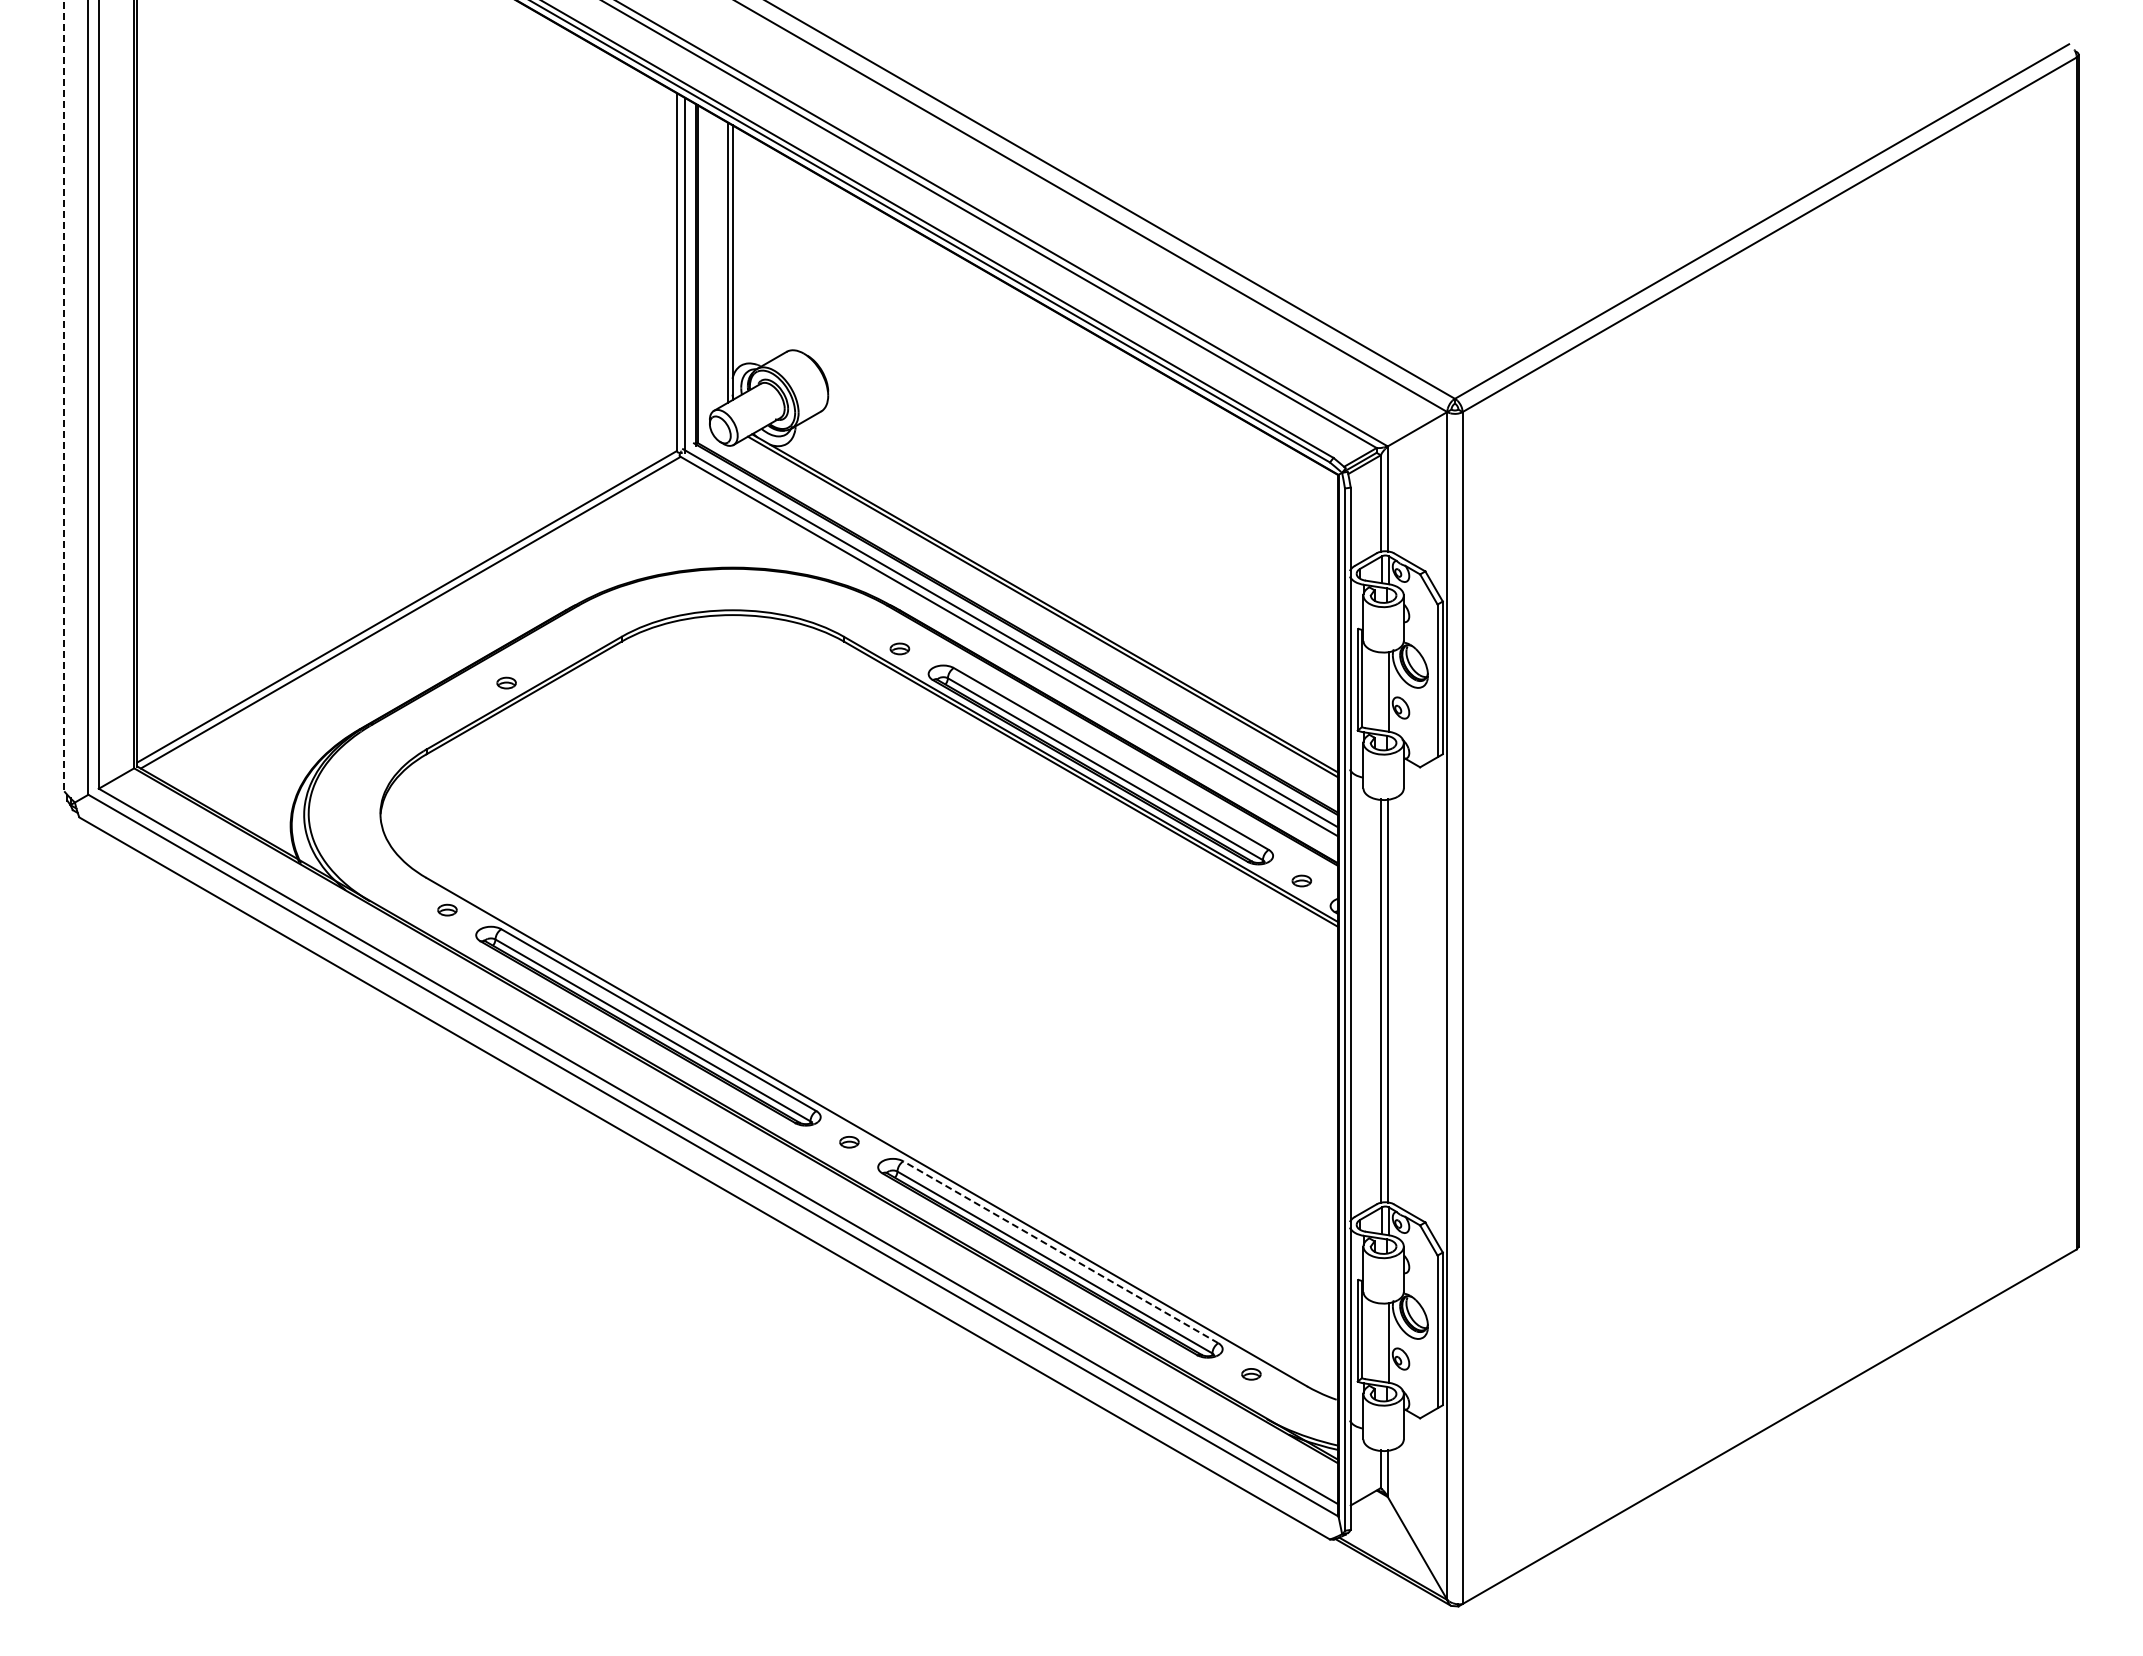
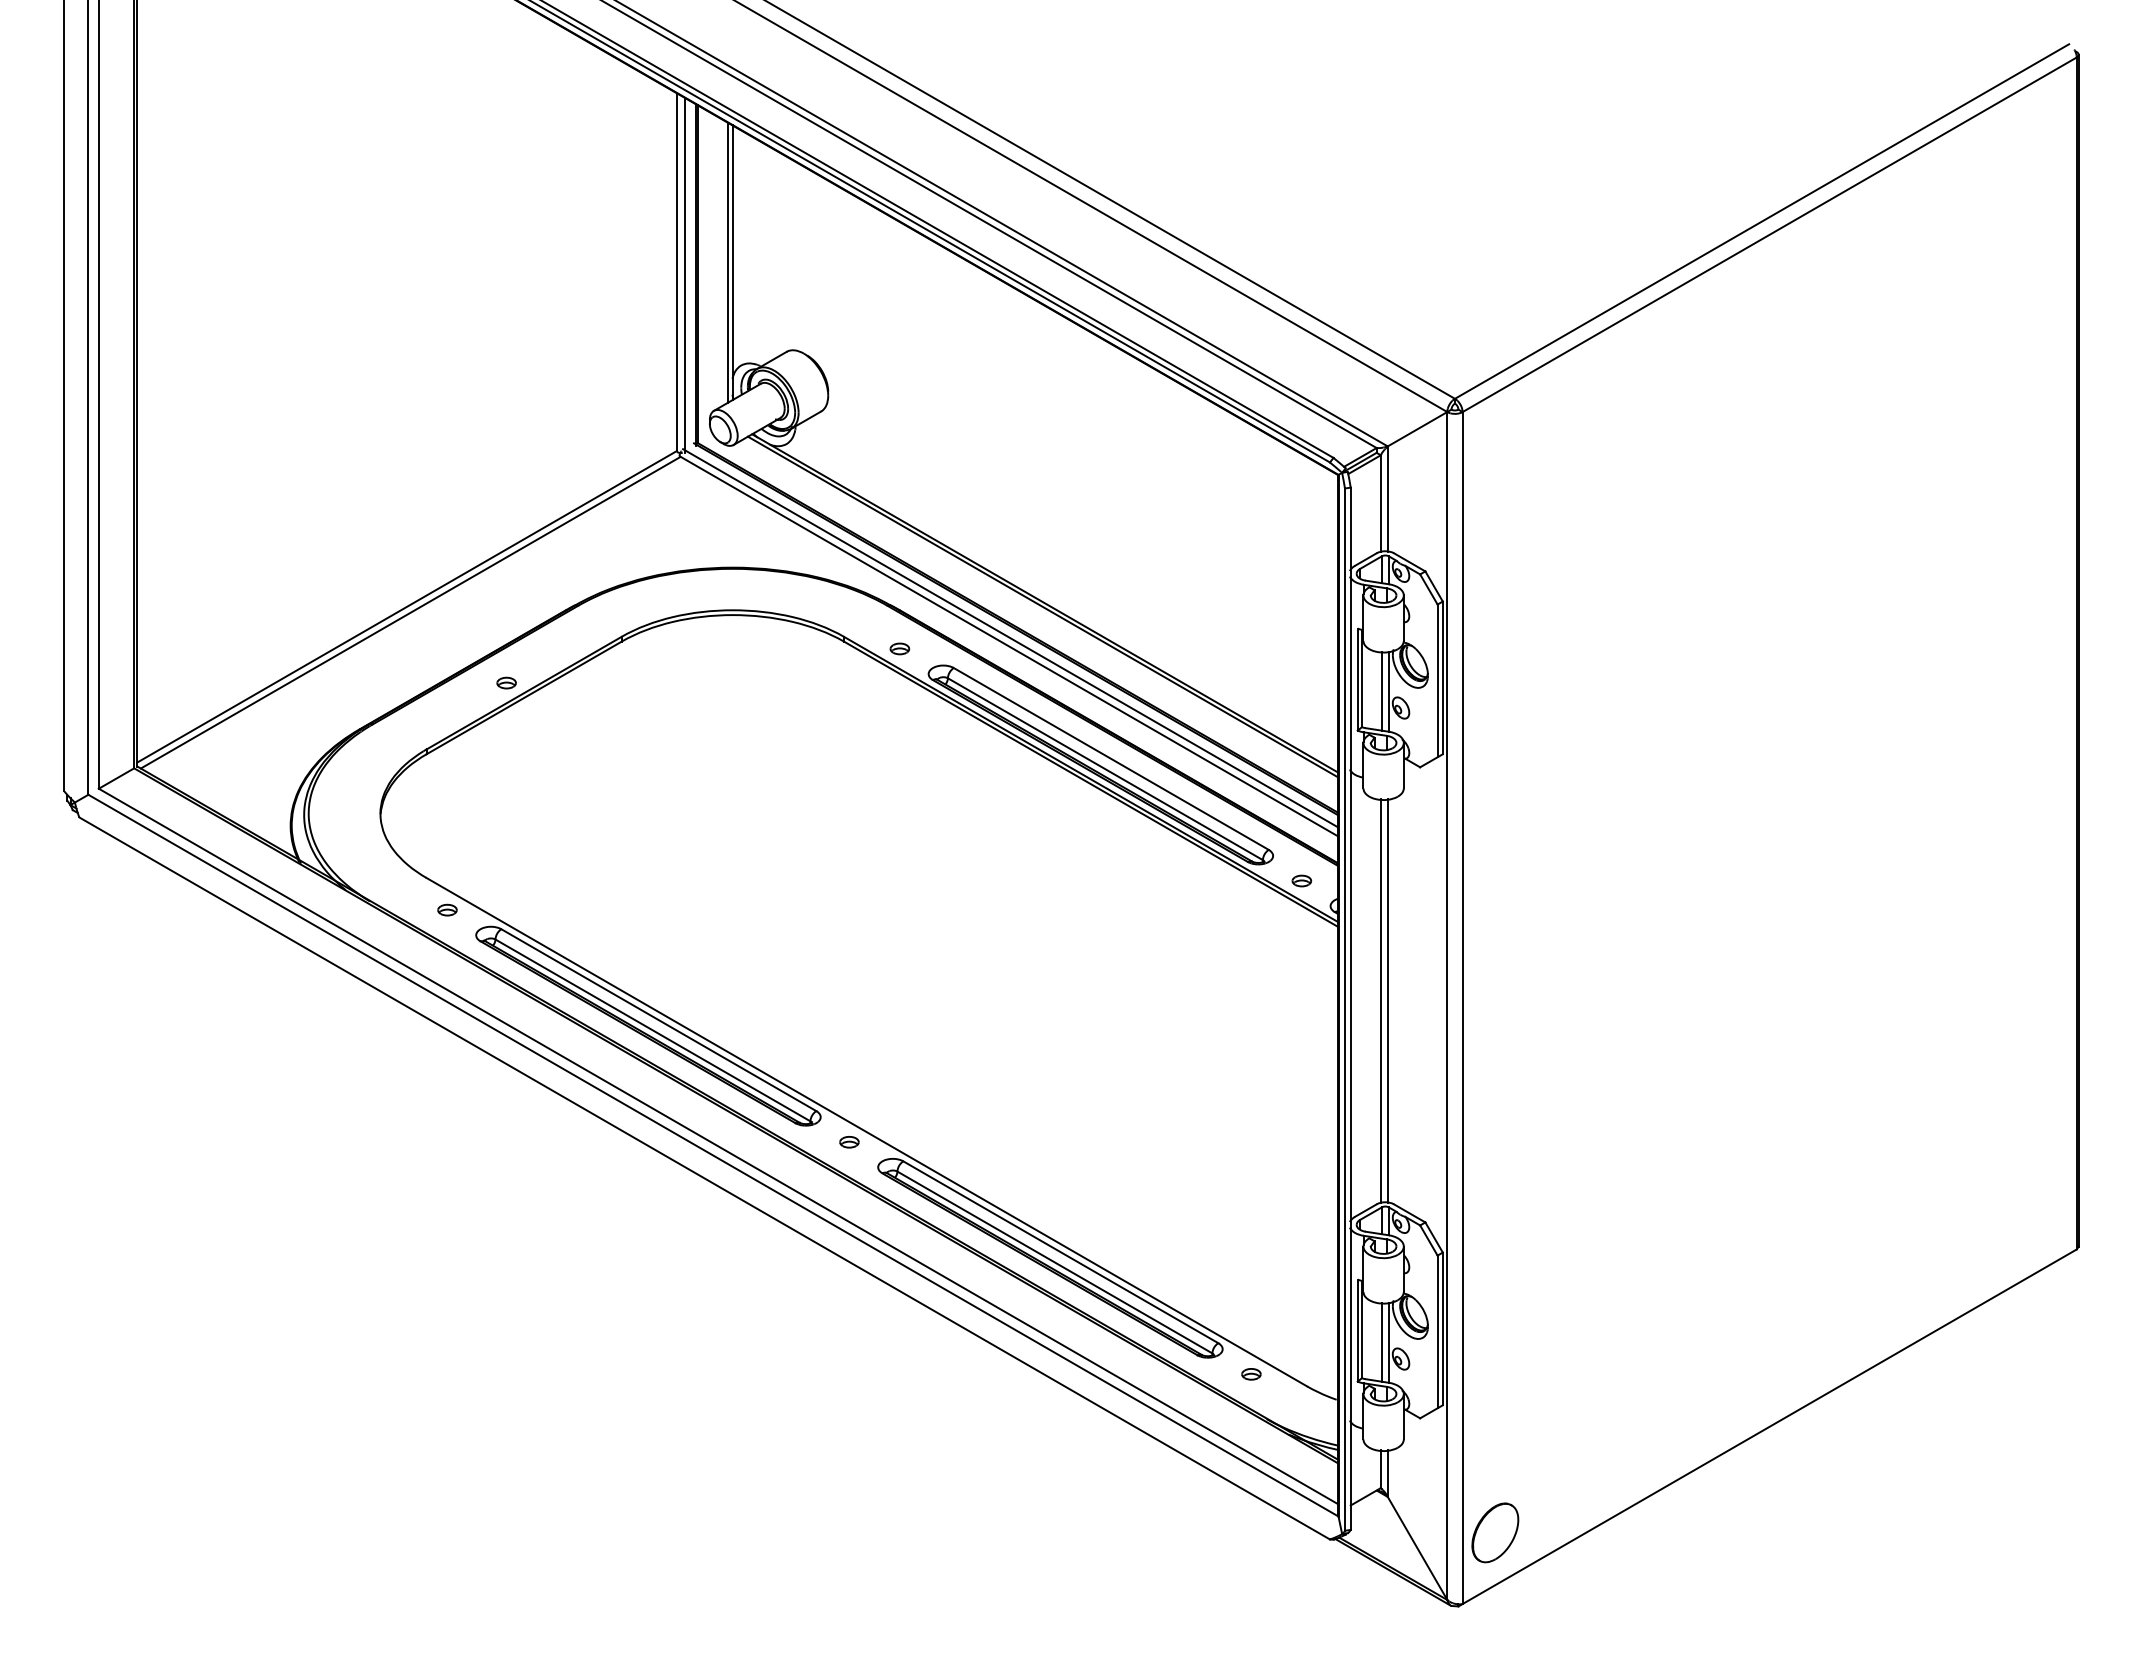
line: dashed -> solid (64, 396)
line: none -> present (1381, 691)
line: dashed -> solid (1060, 1252)
line: none -> present (1381, 1342)
part: none -> present (1495, 1532)
